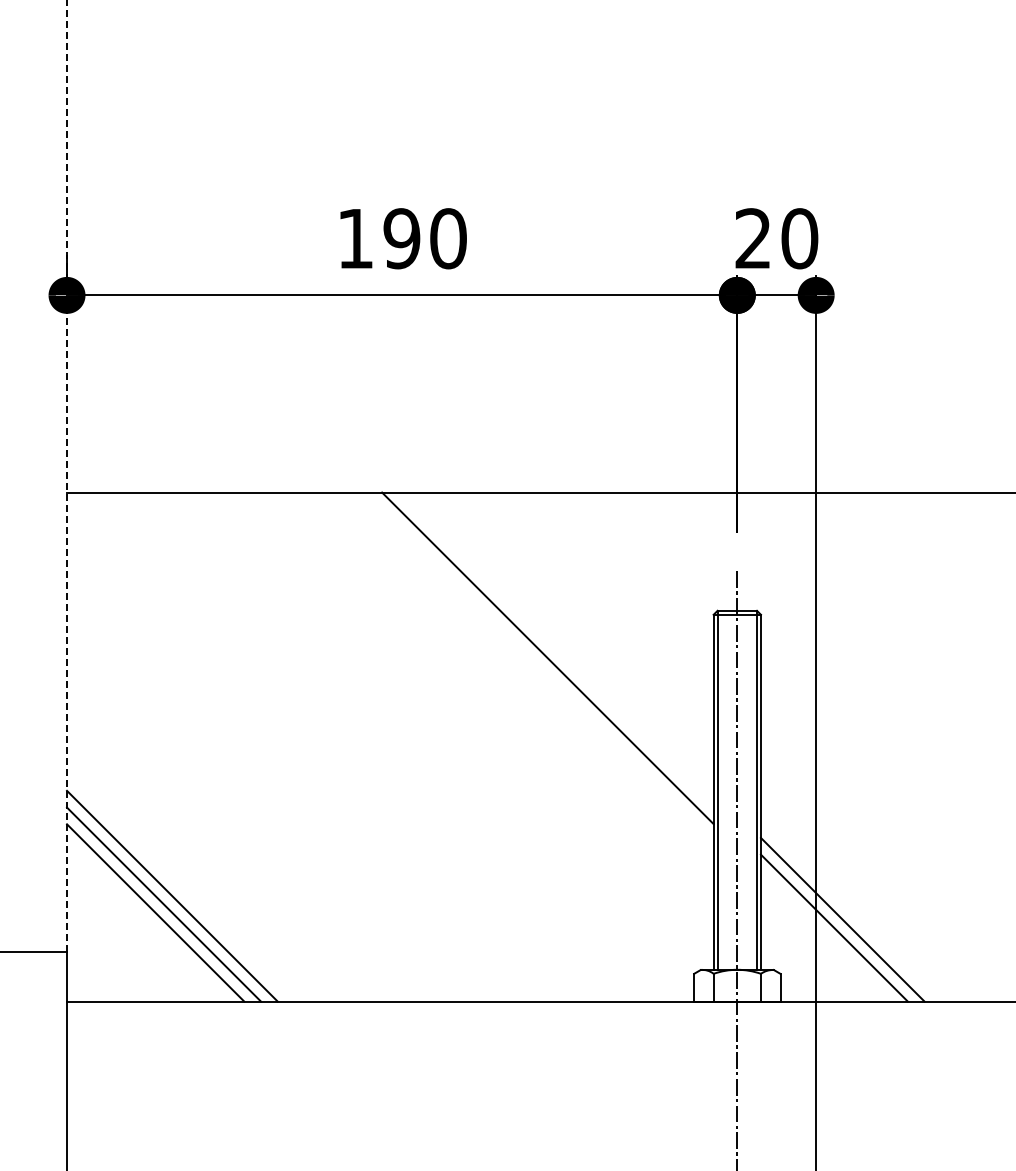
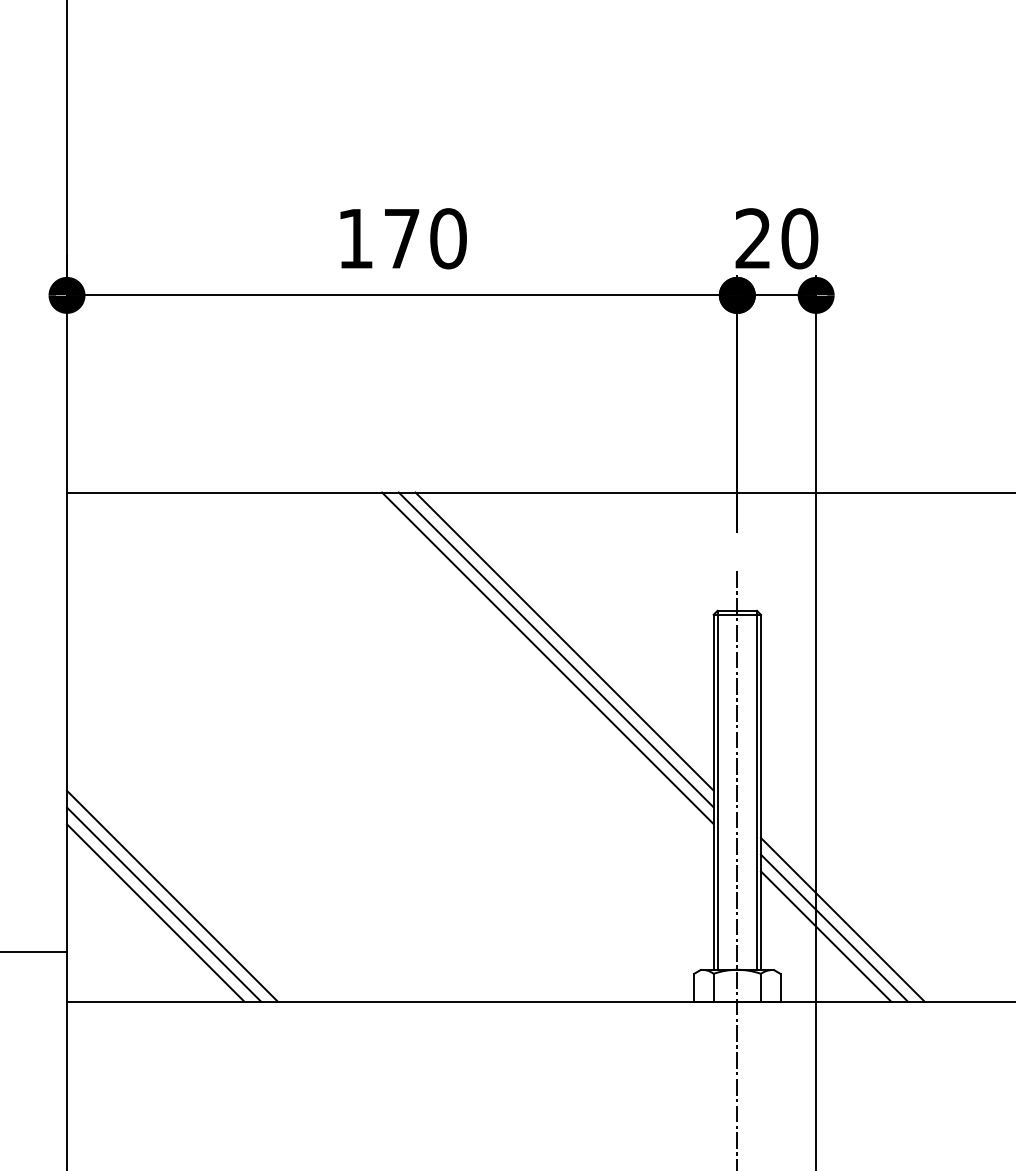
text: 190 -> 170 (401, 238)
line: dashed -> solid (67, 476)
line: none -> present (564, 641)
line: none -> present (555, 649)
line: none -> present (825, 936)
